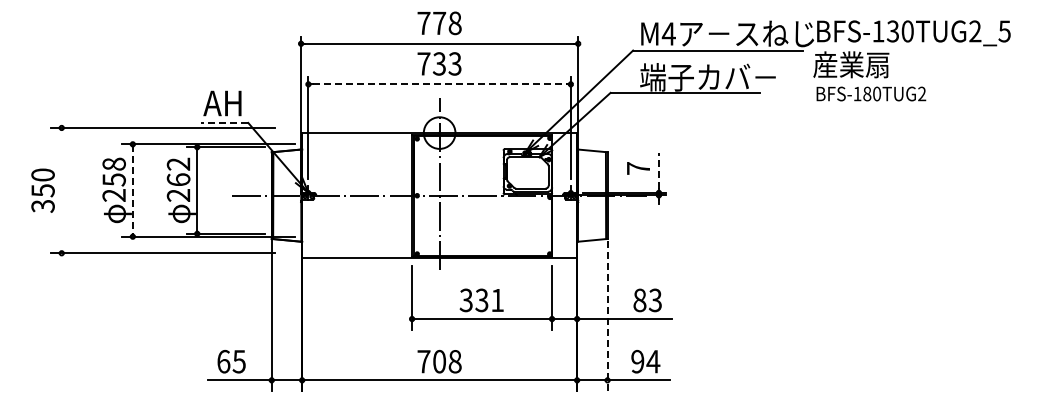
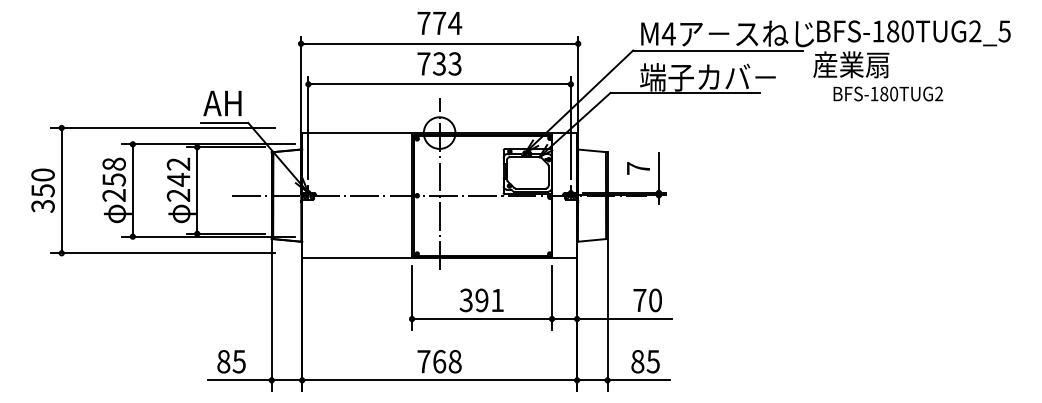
text: 778 -> 774 (455, 23)
text: BFS-130TUG2_5 -> BFS-180TUG2_5 (892, 31)
line: dashed -> solid (439, 84)
text position: (871, 93) -> (888, 93) (888, 93)
line: dashed -> solid (224, 122)
line: dashed -> solid (658, 170)
text: 262 -> 242 (178, 179)
line: none -> present (61, 190)
line: dashed -> solid (132, 191)
text: 331 -> 391 (481, 300)
text: 83 -> 70 (647, 300)
line: dashed -> solid (607, 316)
text: 65 -> 85 (223, 361)
text: 708 -> 768 (439, 361)
text: 94 -> 85 (645, 361)
